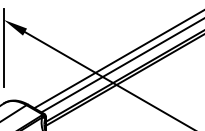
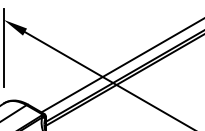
line: present -> none (117, 59)
